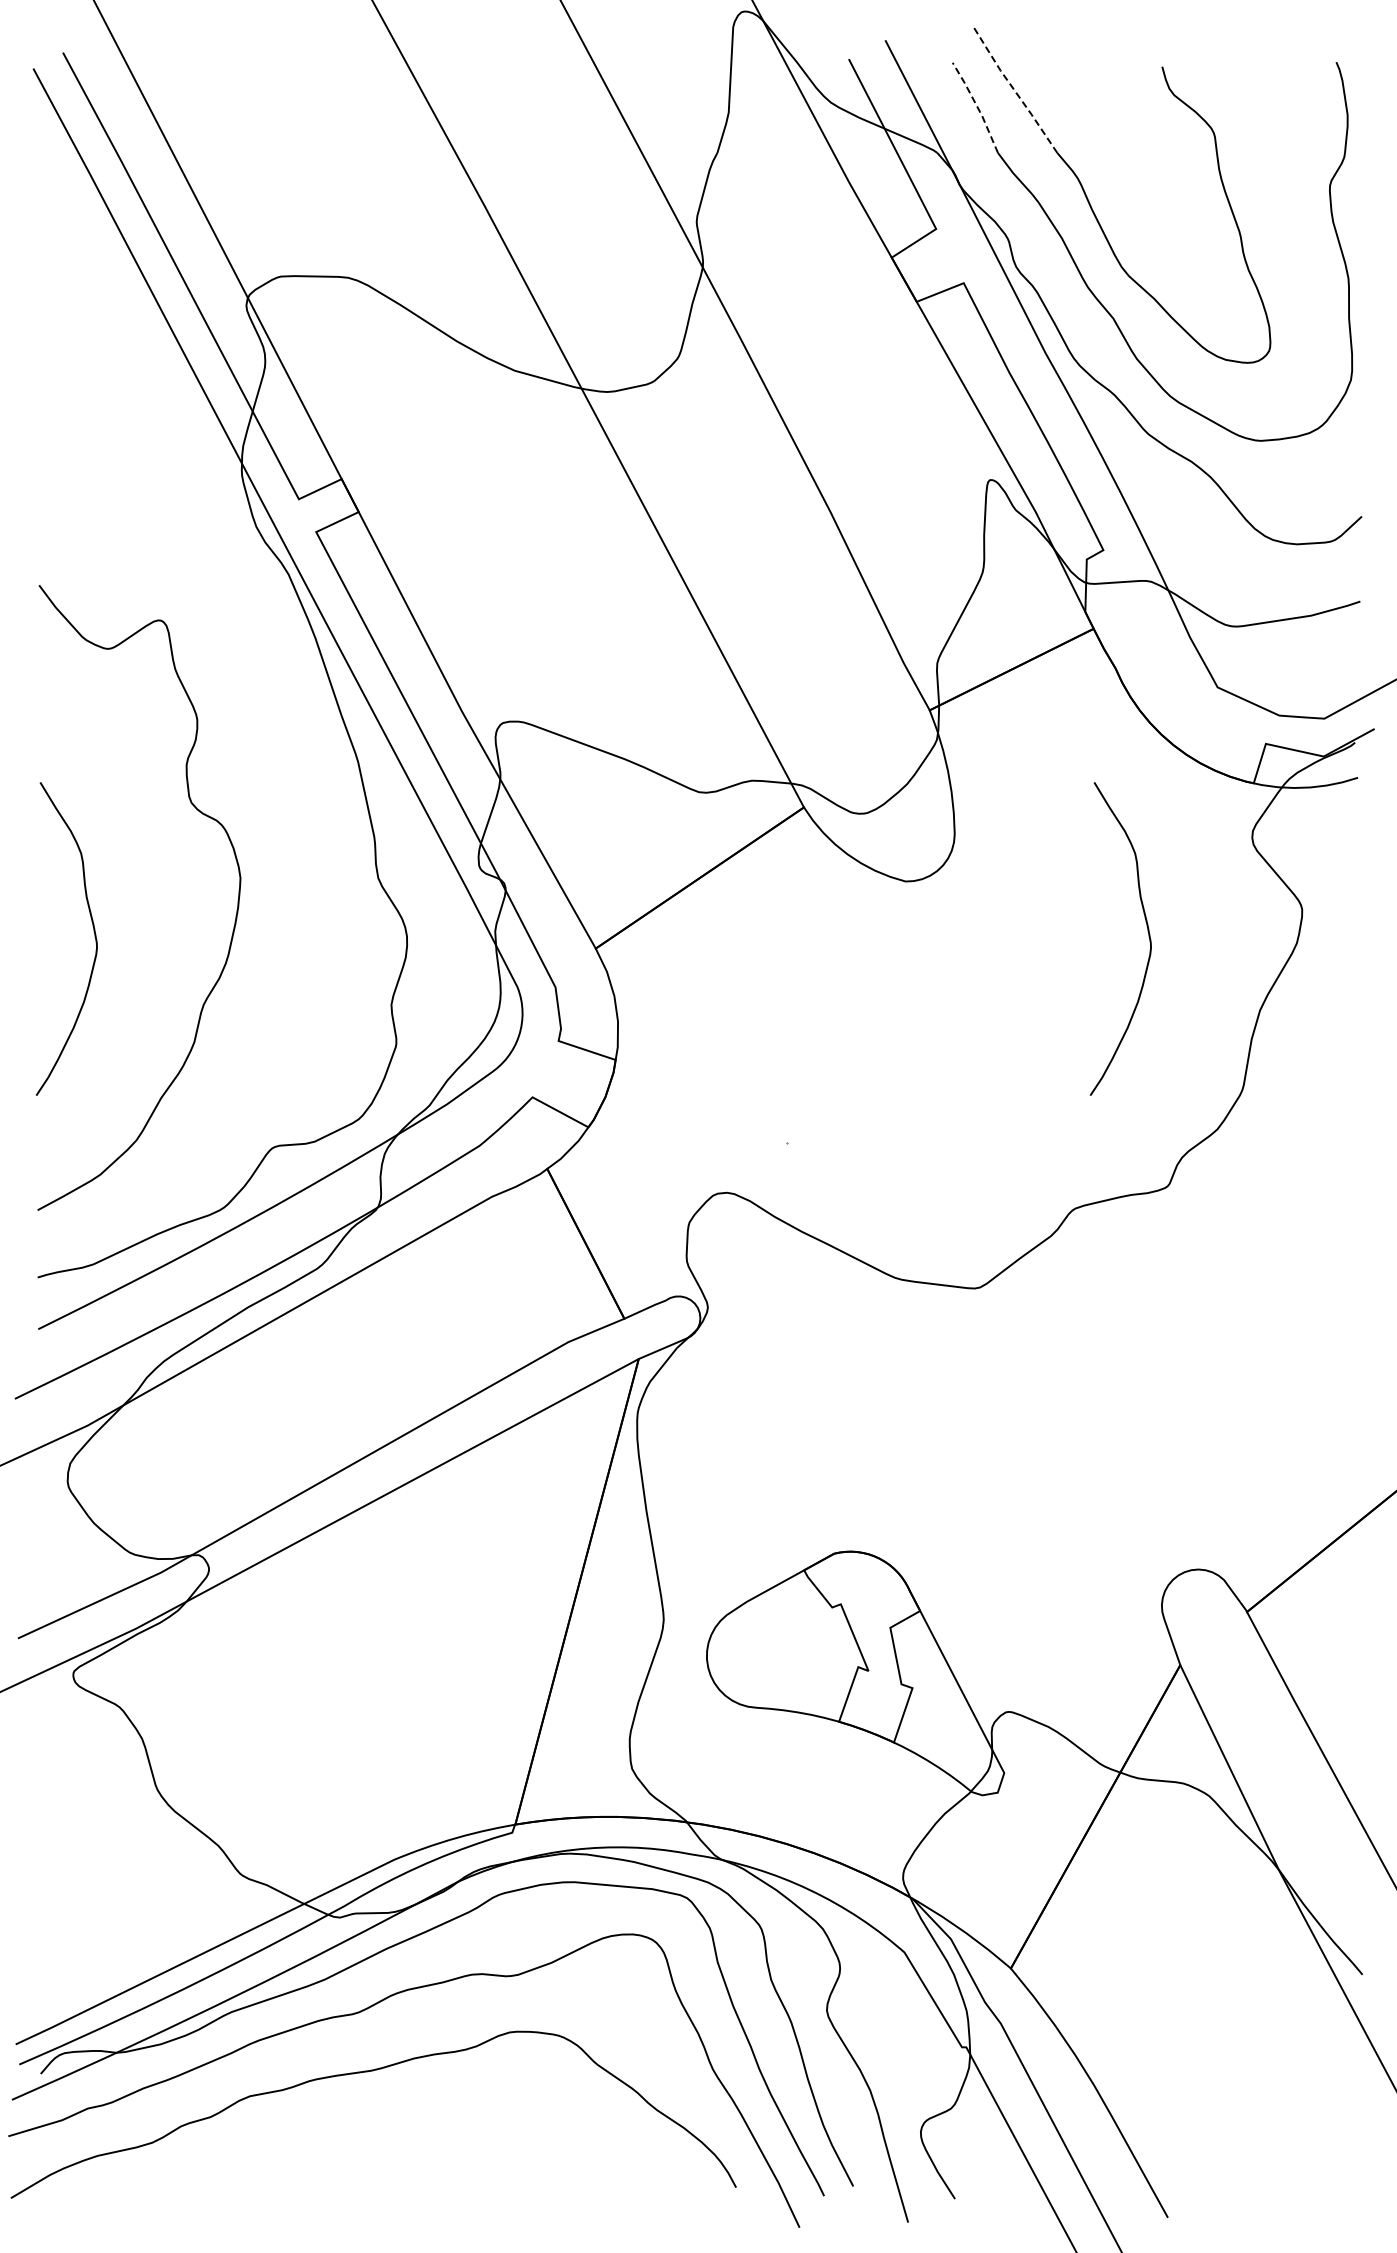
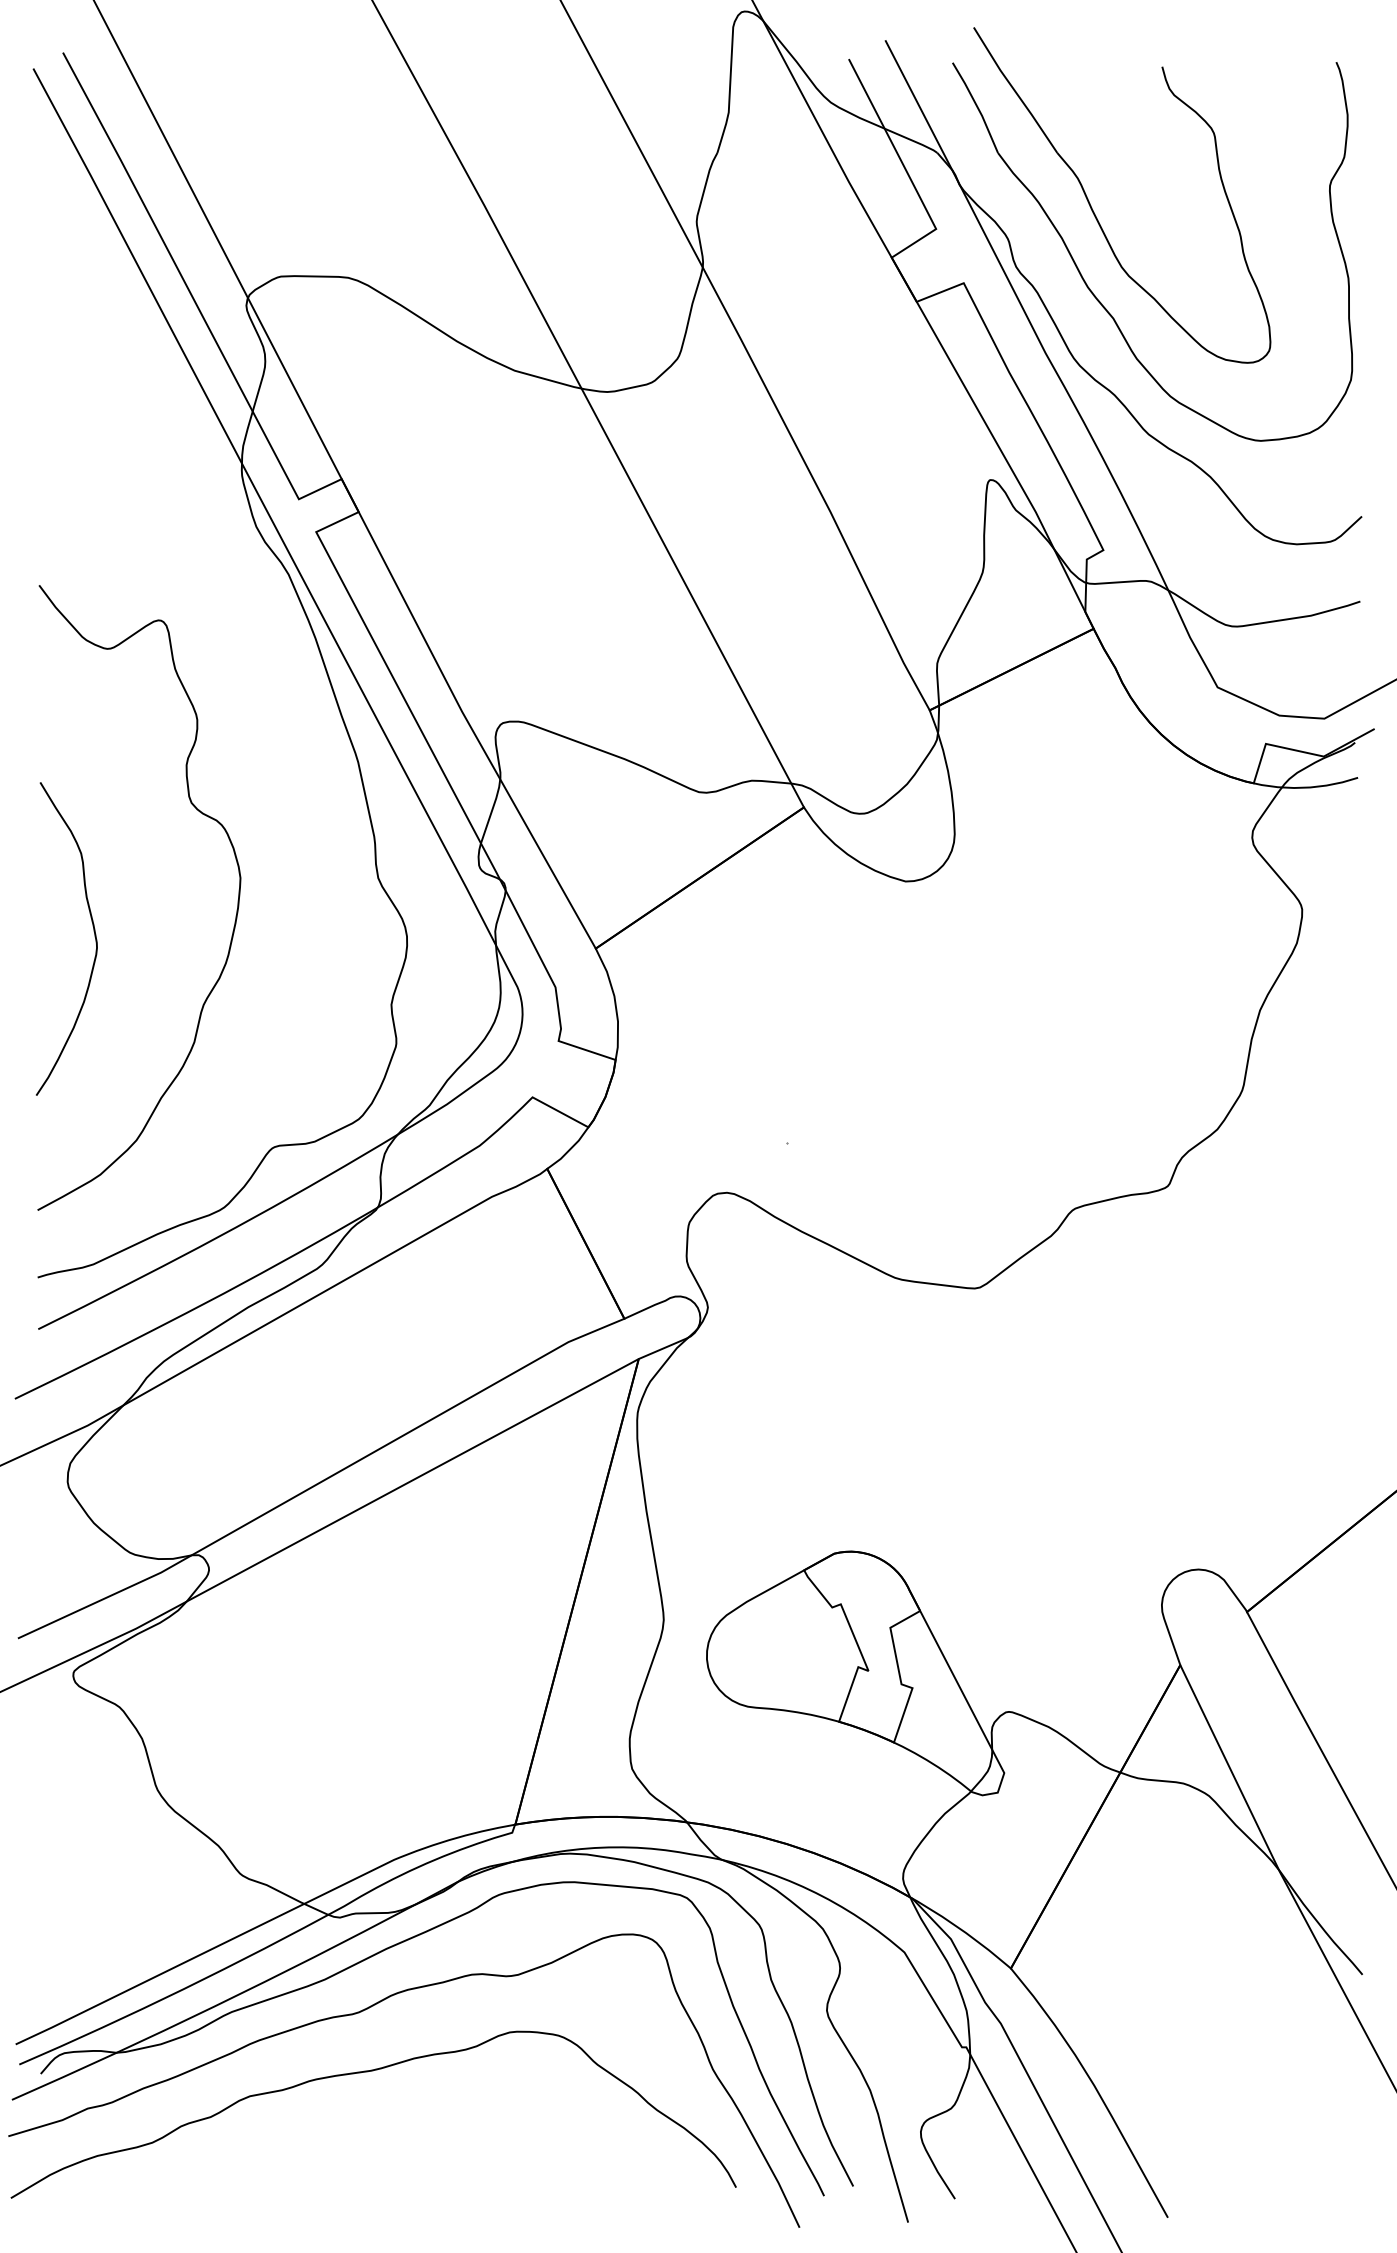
line: dashed -> solid (1014, 90)
line: dashed -> solid (977, 107)
curve: present -> none (1147, 931)
